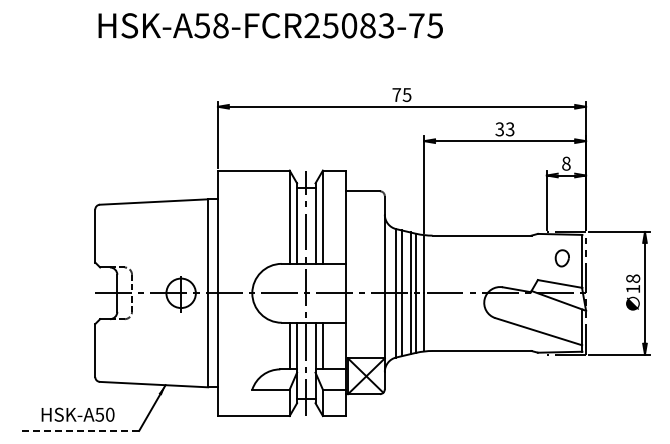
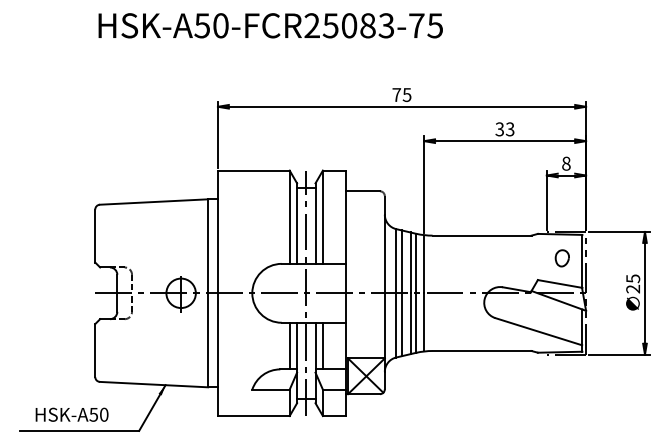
text: HSK-A58-FCR25083-75 -> HSK-A50-FCR25083-75 (220, 25)
text: 18 -> 25 (633, 283)
text position: (77, 414) -> (71, 414) (71, 414)
line: dashed -> solid (79, 430)
